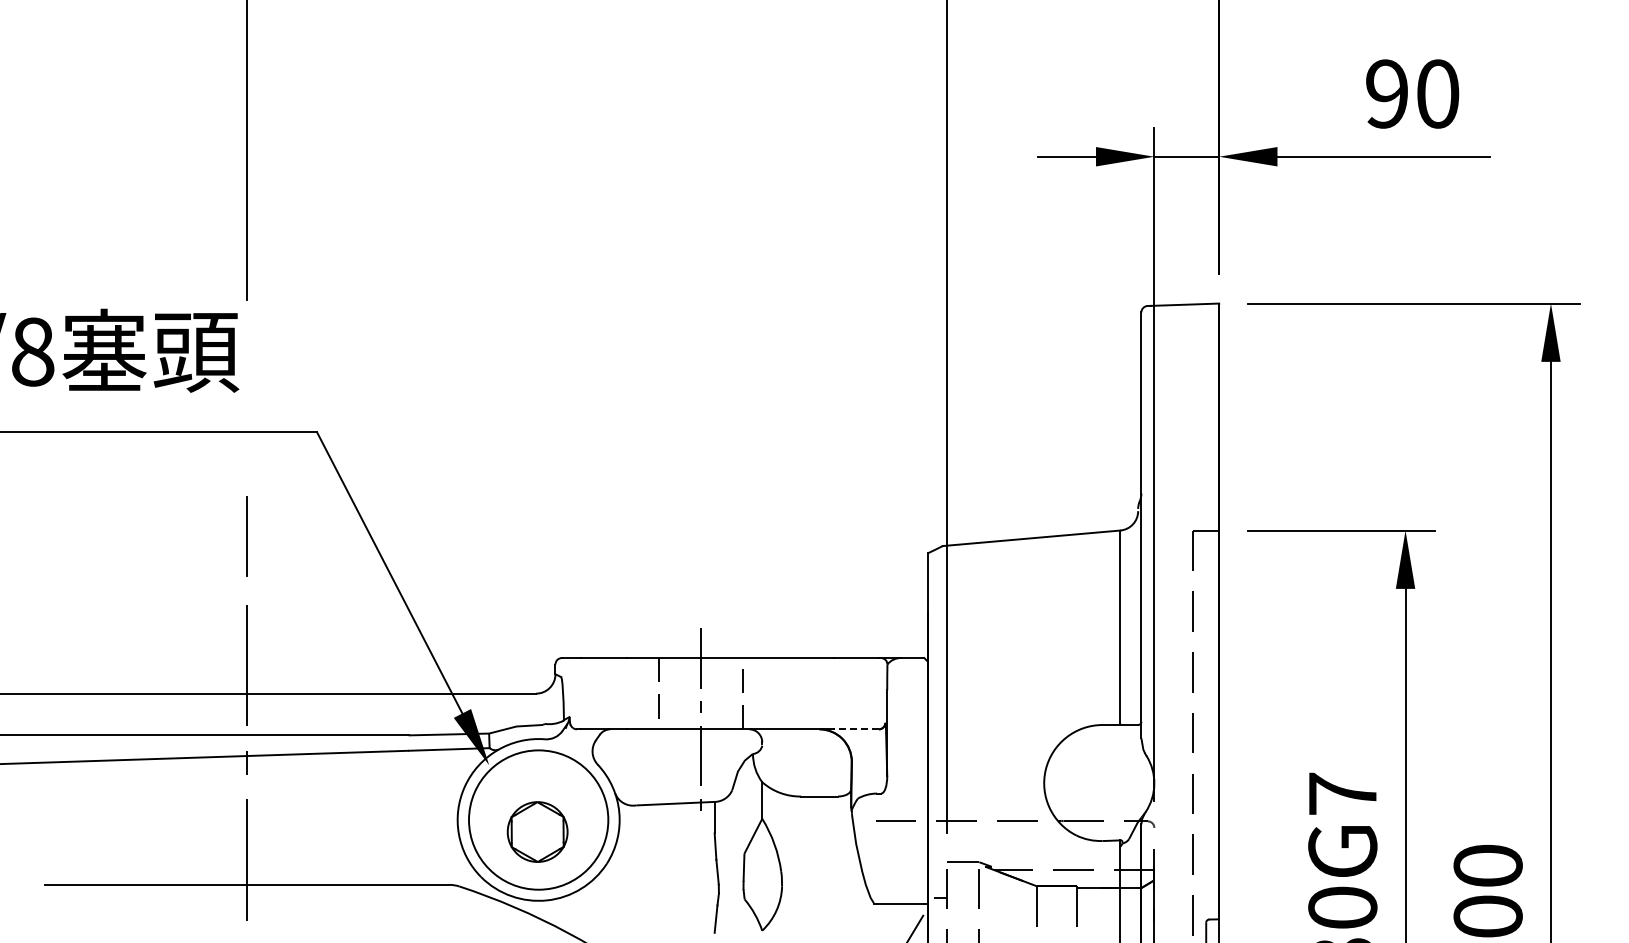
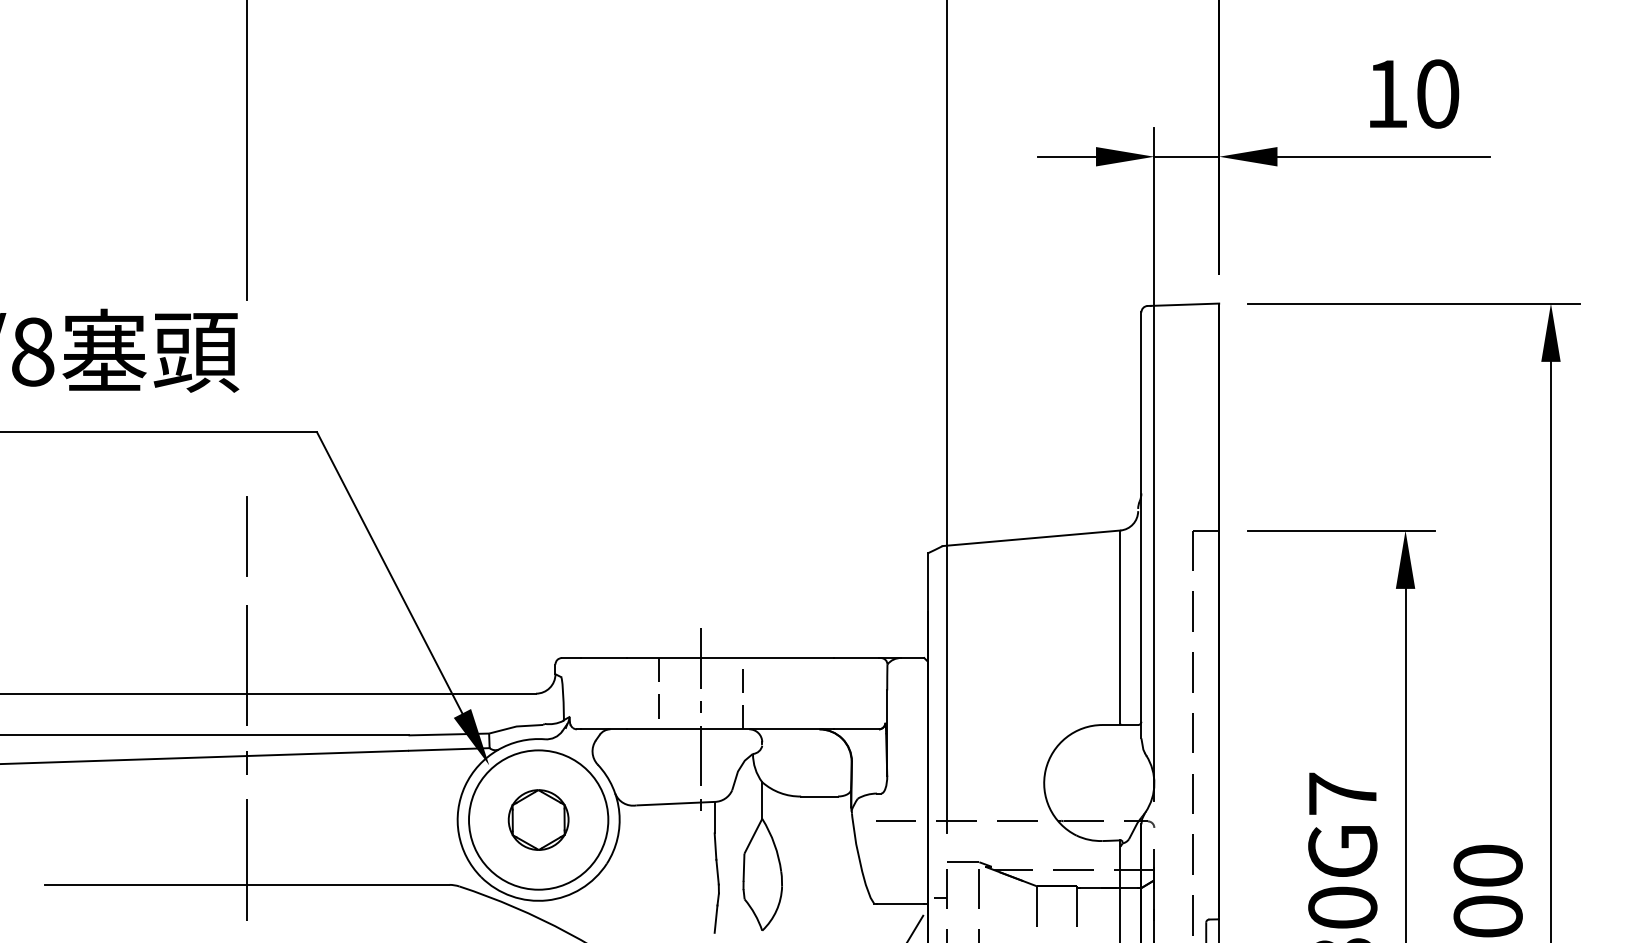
text: 90 -> 10 (1386, 93)
line: dashed -> solid (856, 729)
part position: (537, 831) -> (538, 819) (538, 819)
